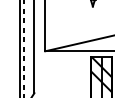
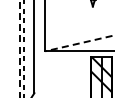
line: solid -> dashed (79, 43)
line: solid -> dashed (19, 49)
